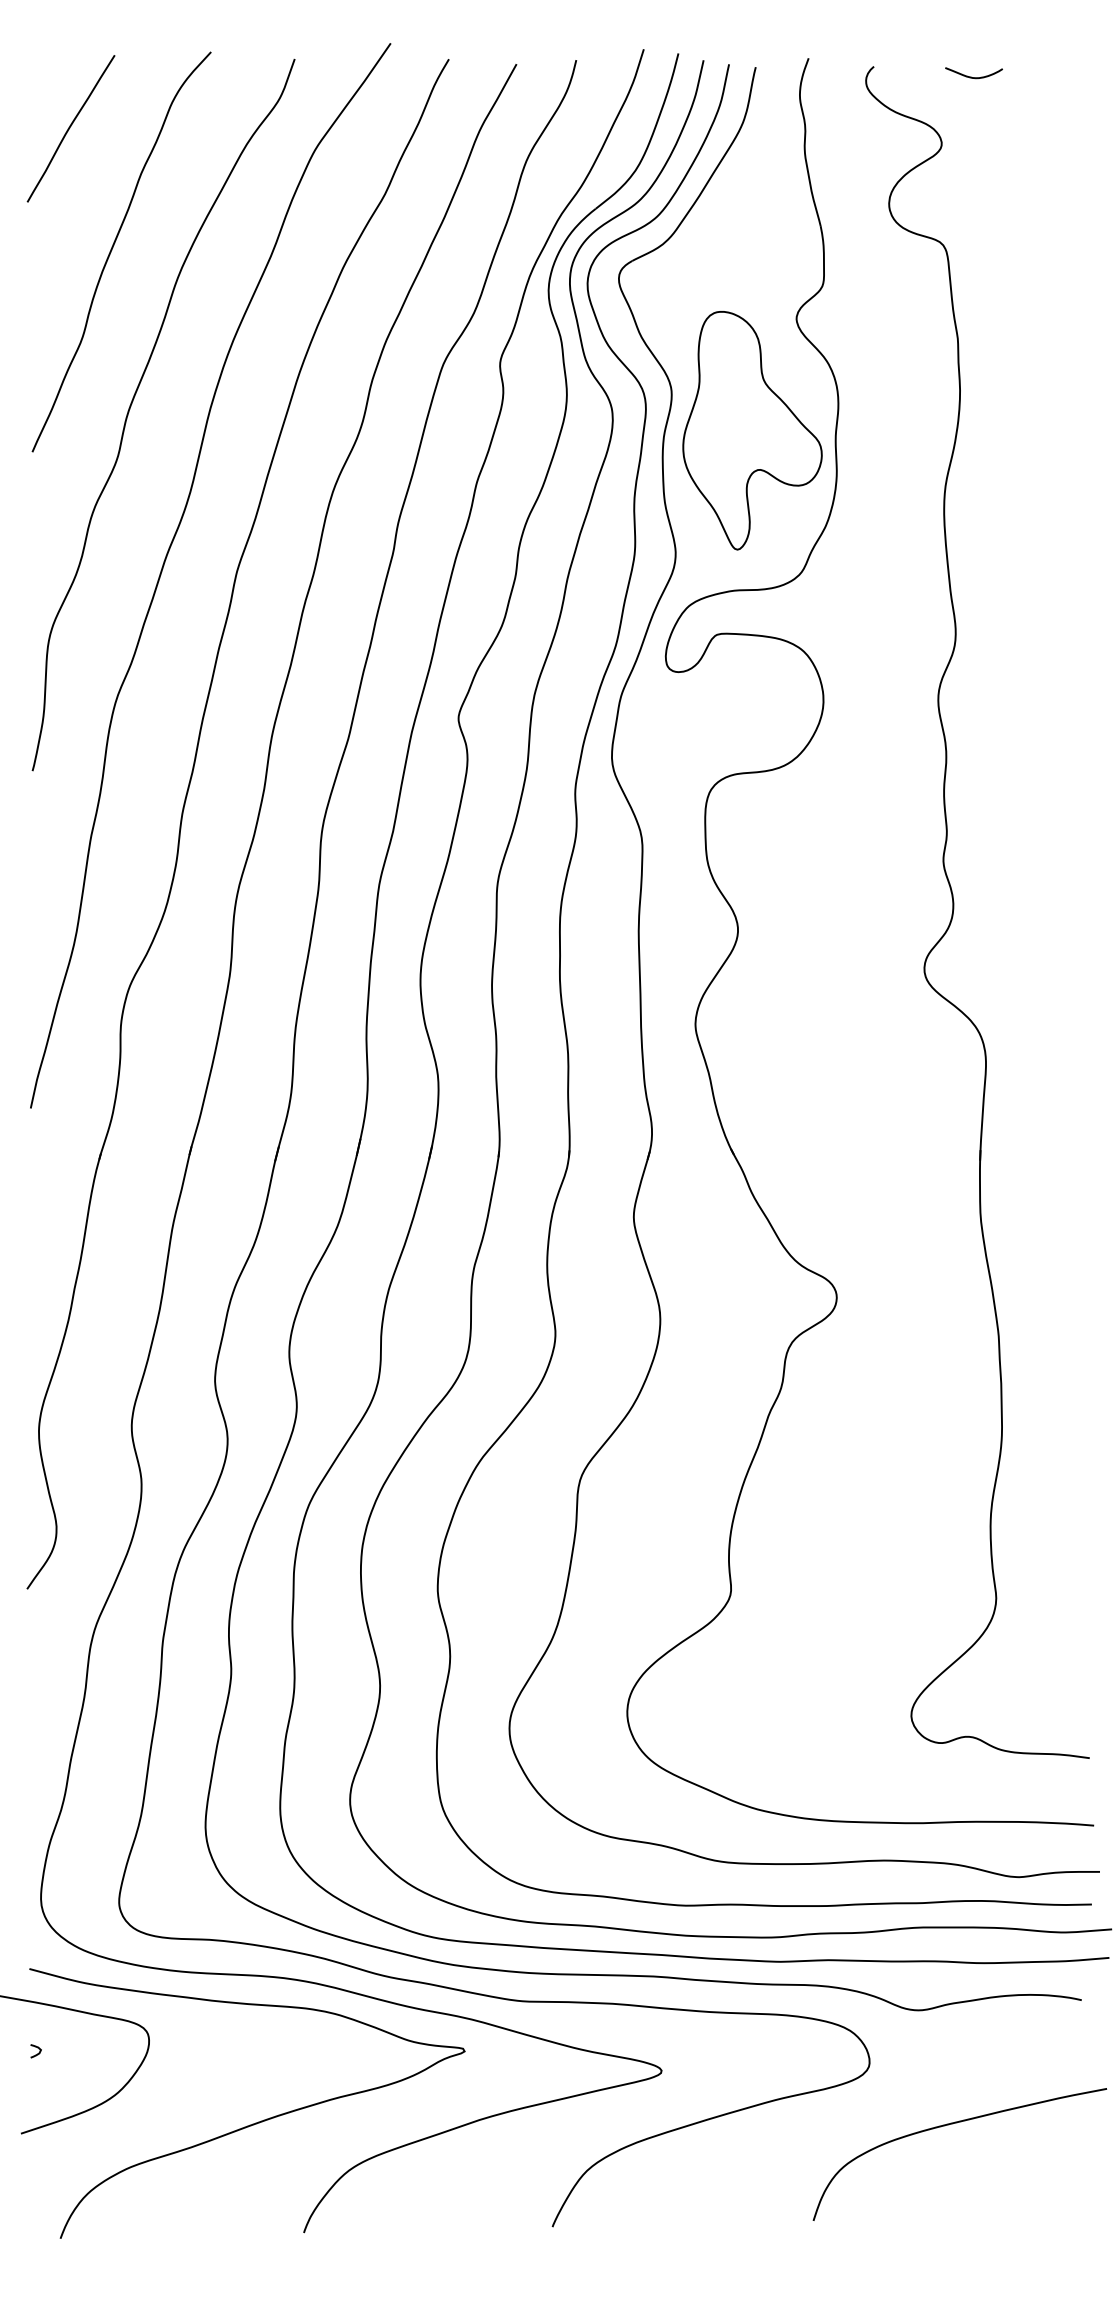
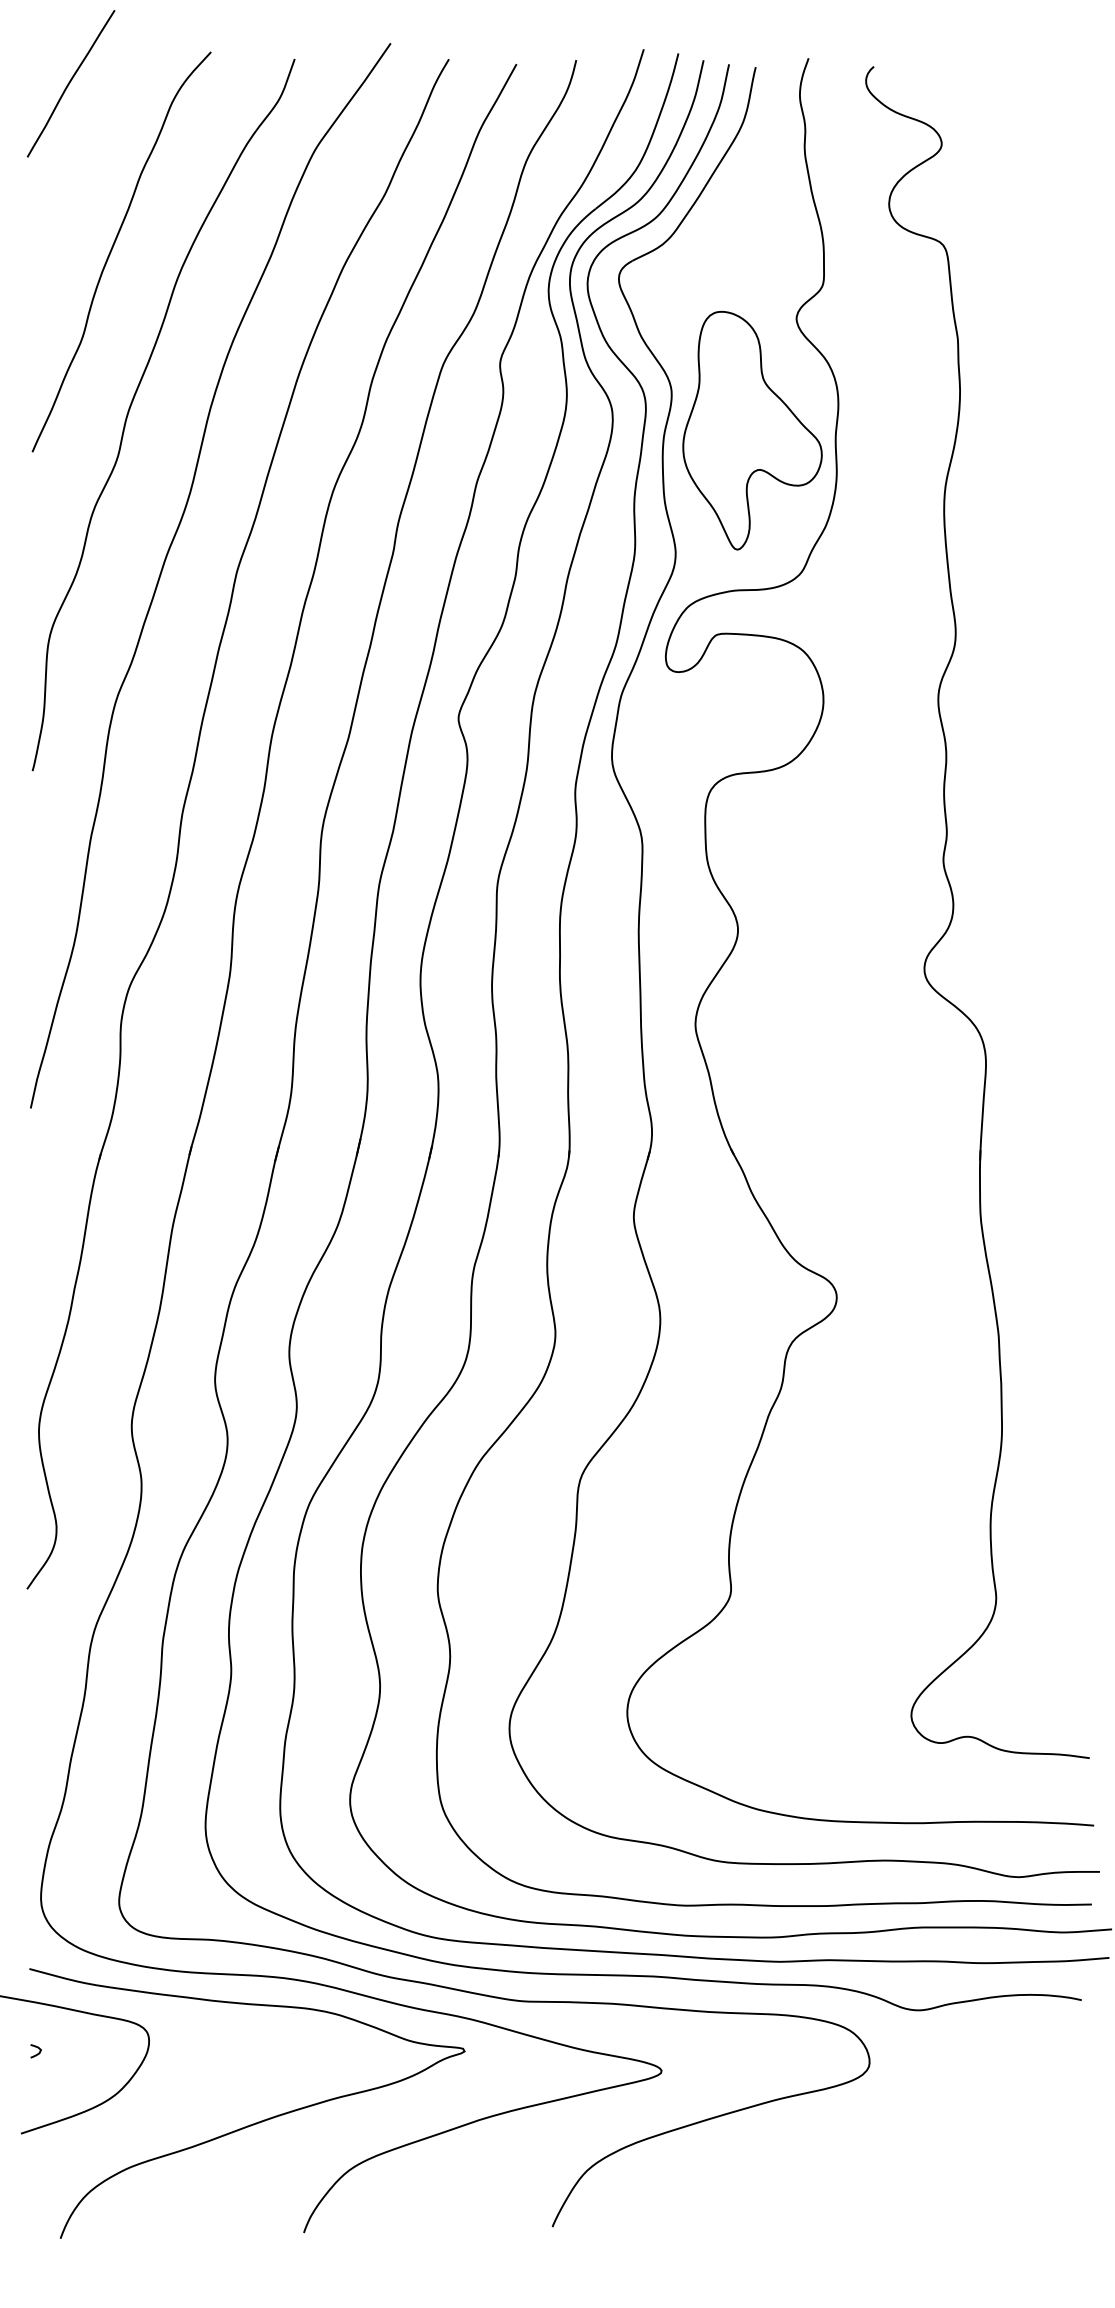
curve: present -> none (971, 76)
curve position: (70, 128) -> (70, 83) (70, 83)
curve: present -> none (952, 2124)
